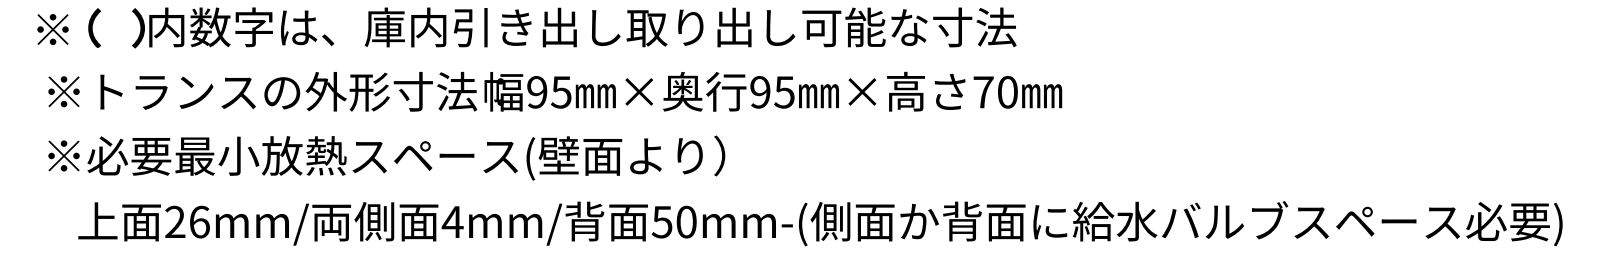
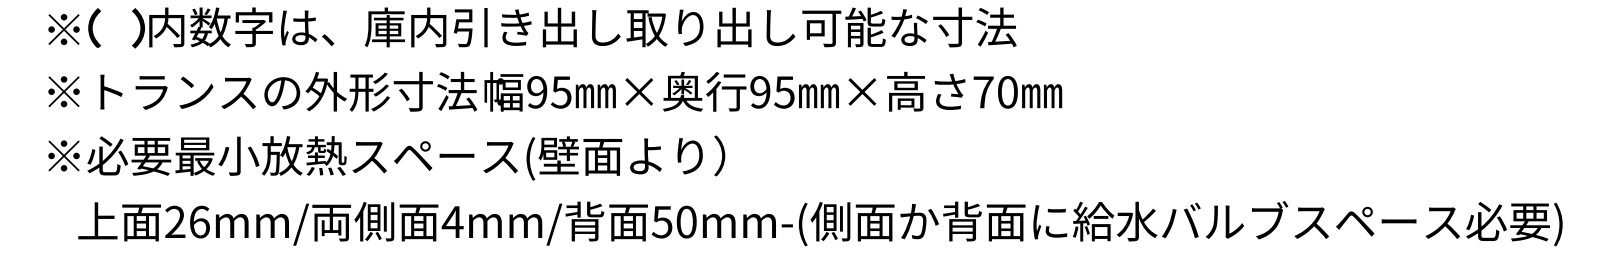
text position: (52, 29) -> (63, 29) (63, 29)
